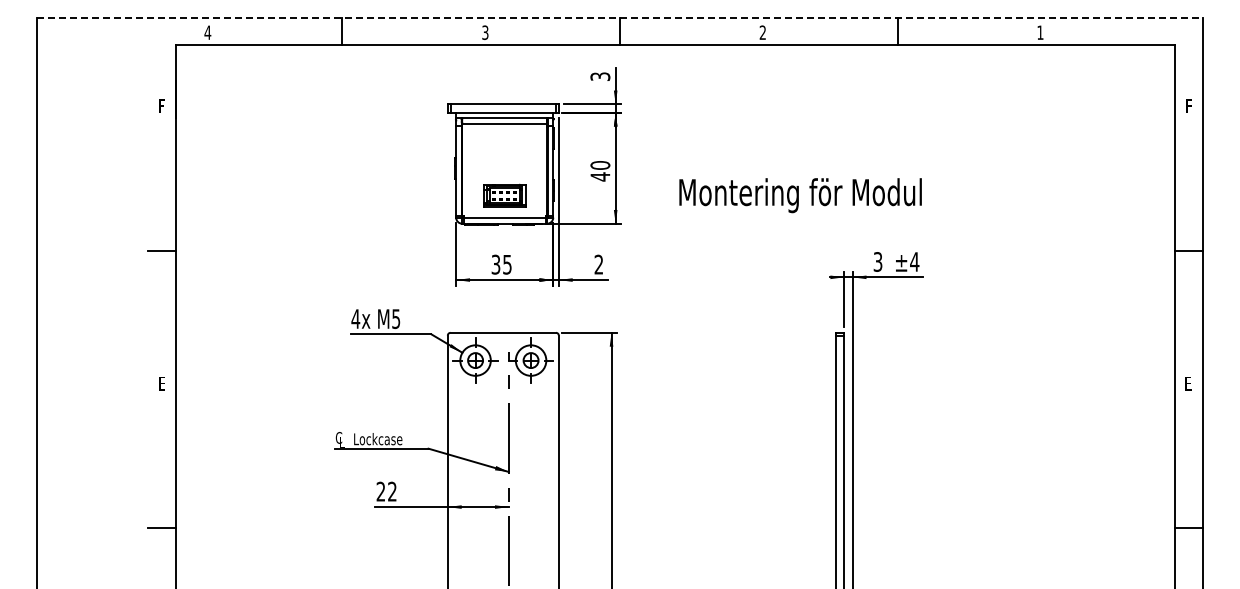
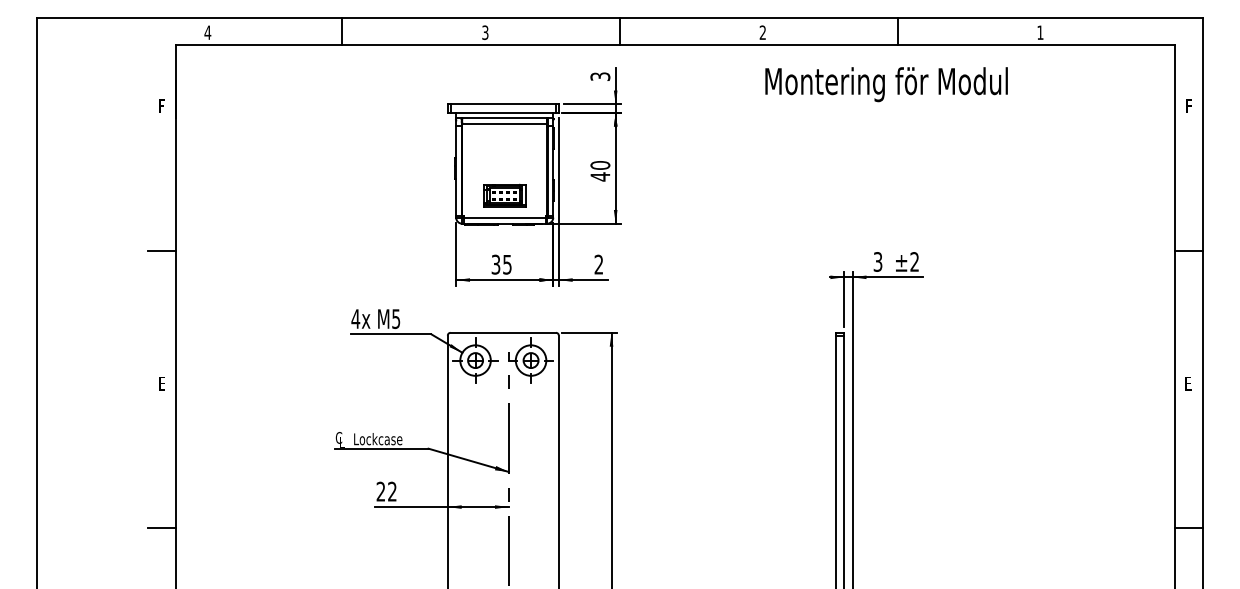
line: dashed -> solid (620, 17)
text position: (800, 195) -> (886, 84) (886, 84)
text: ±4 -> ±2 (914, 261)
